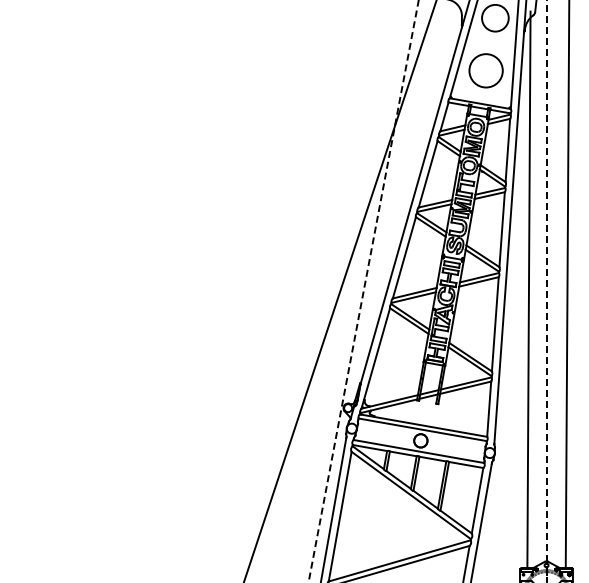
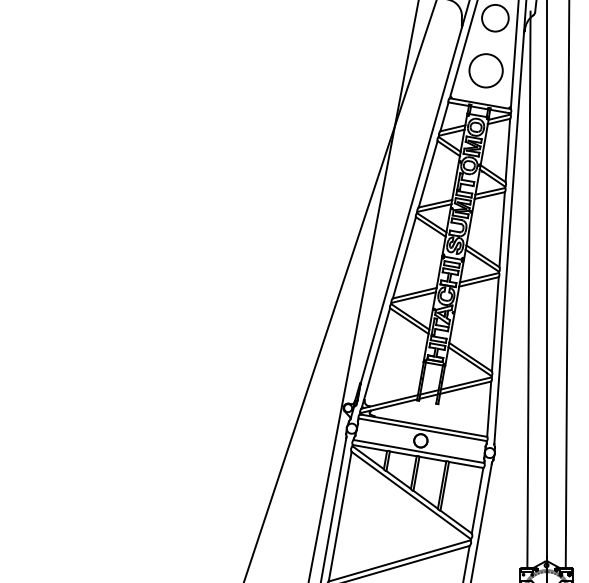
line: dashed -> solid (363, 291)
line: dashed -> solid (546, 291)
